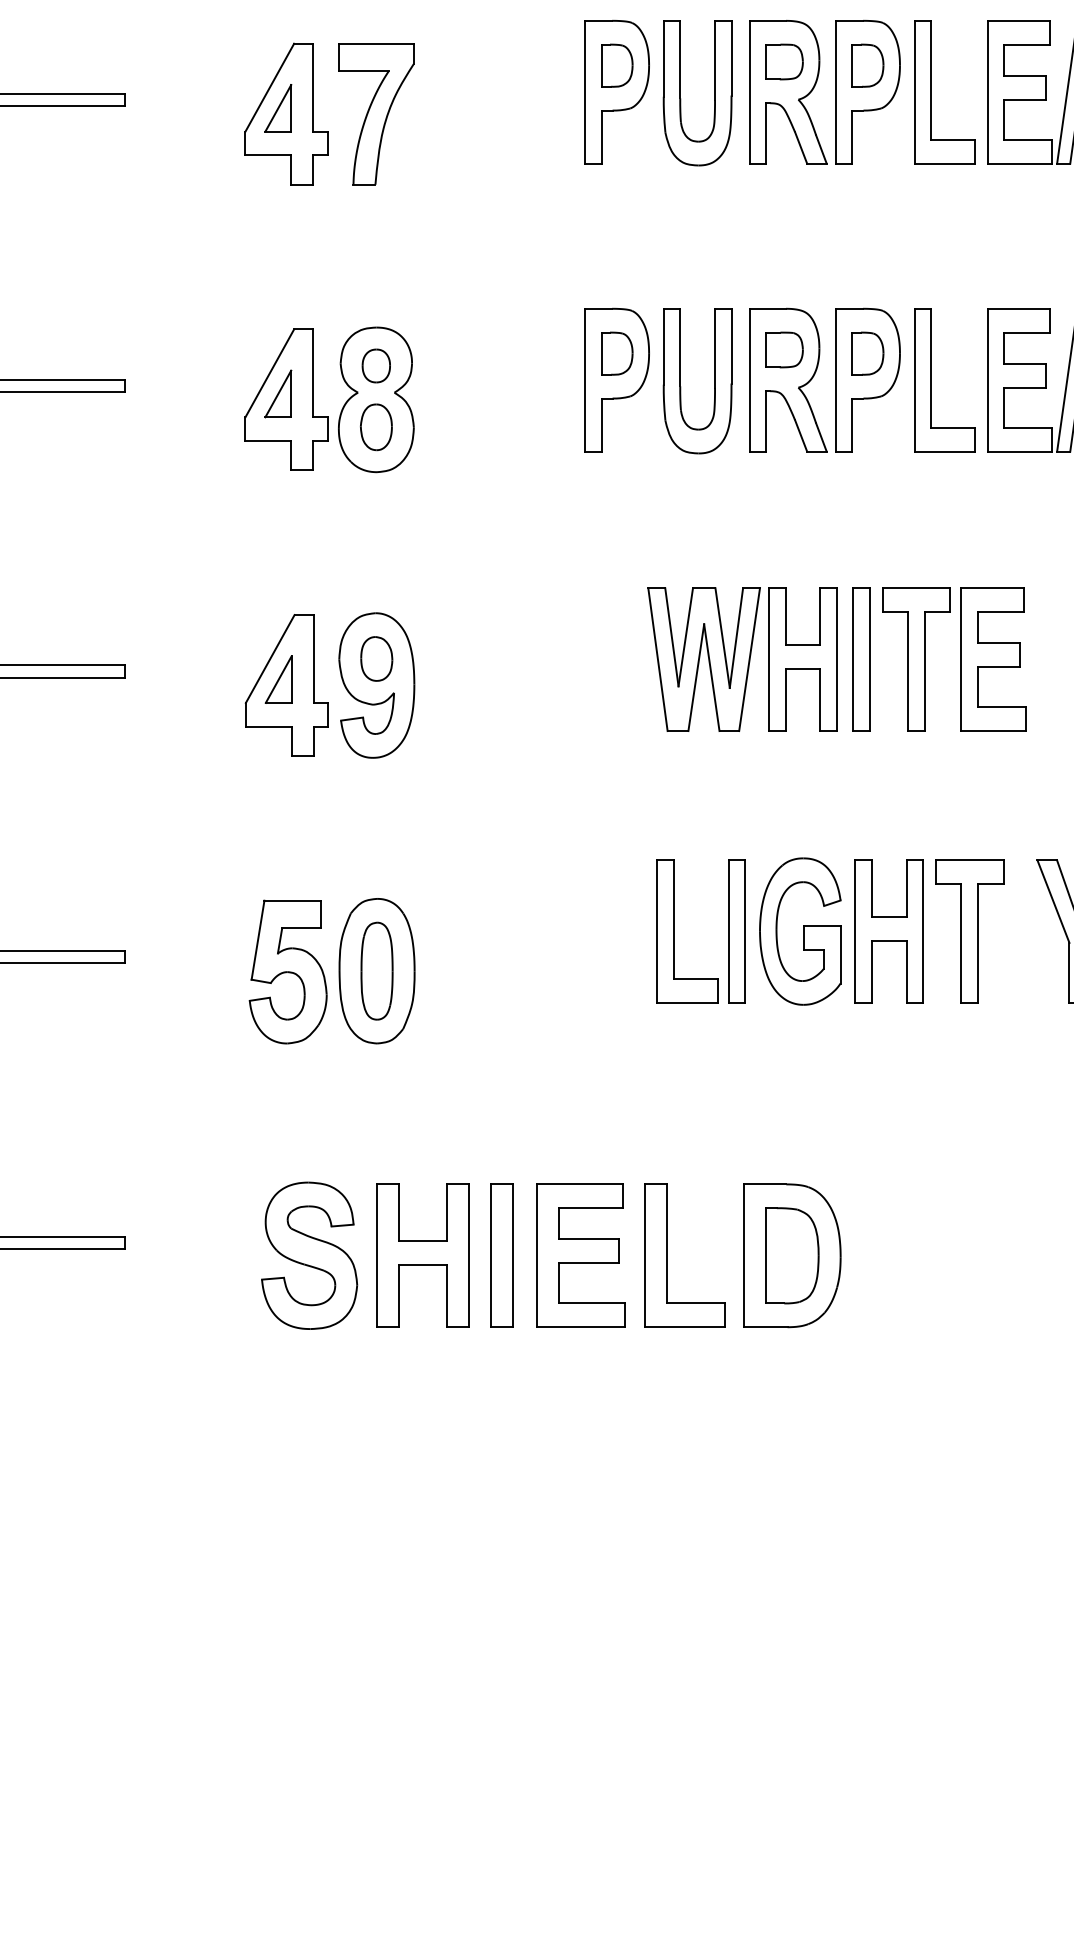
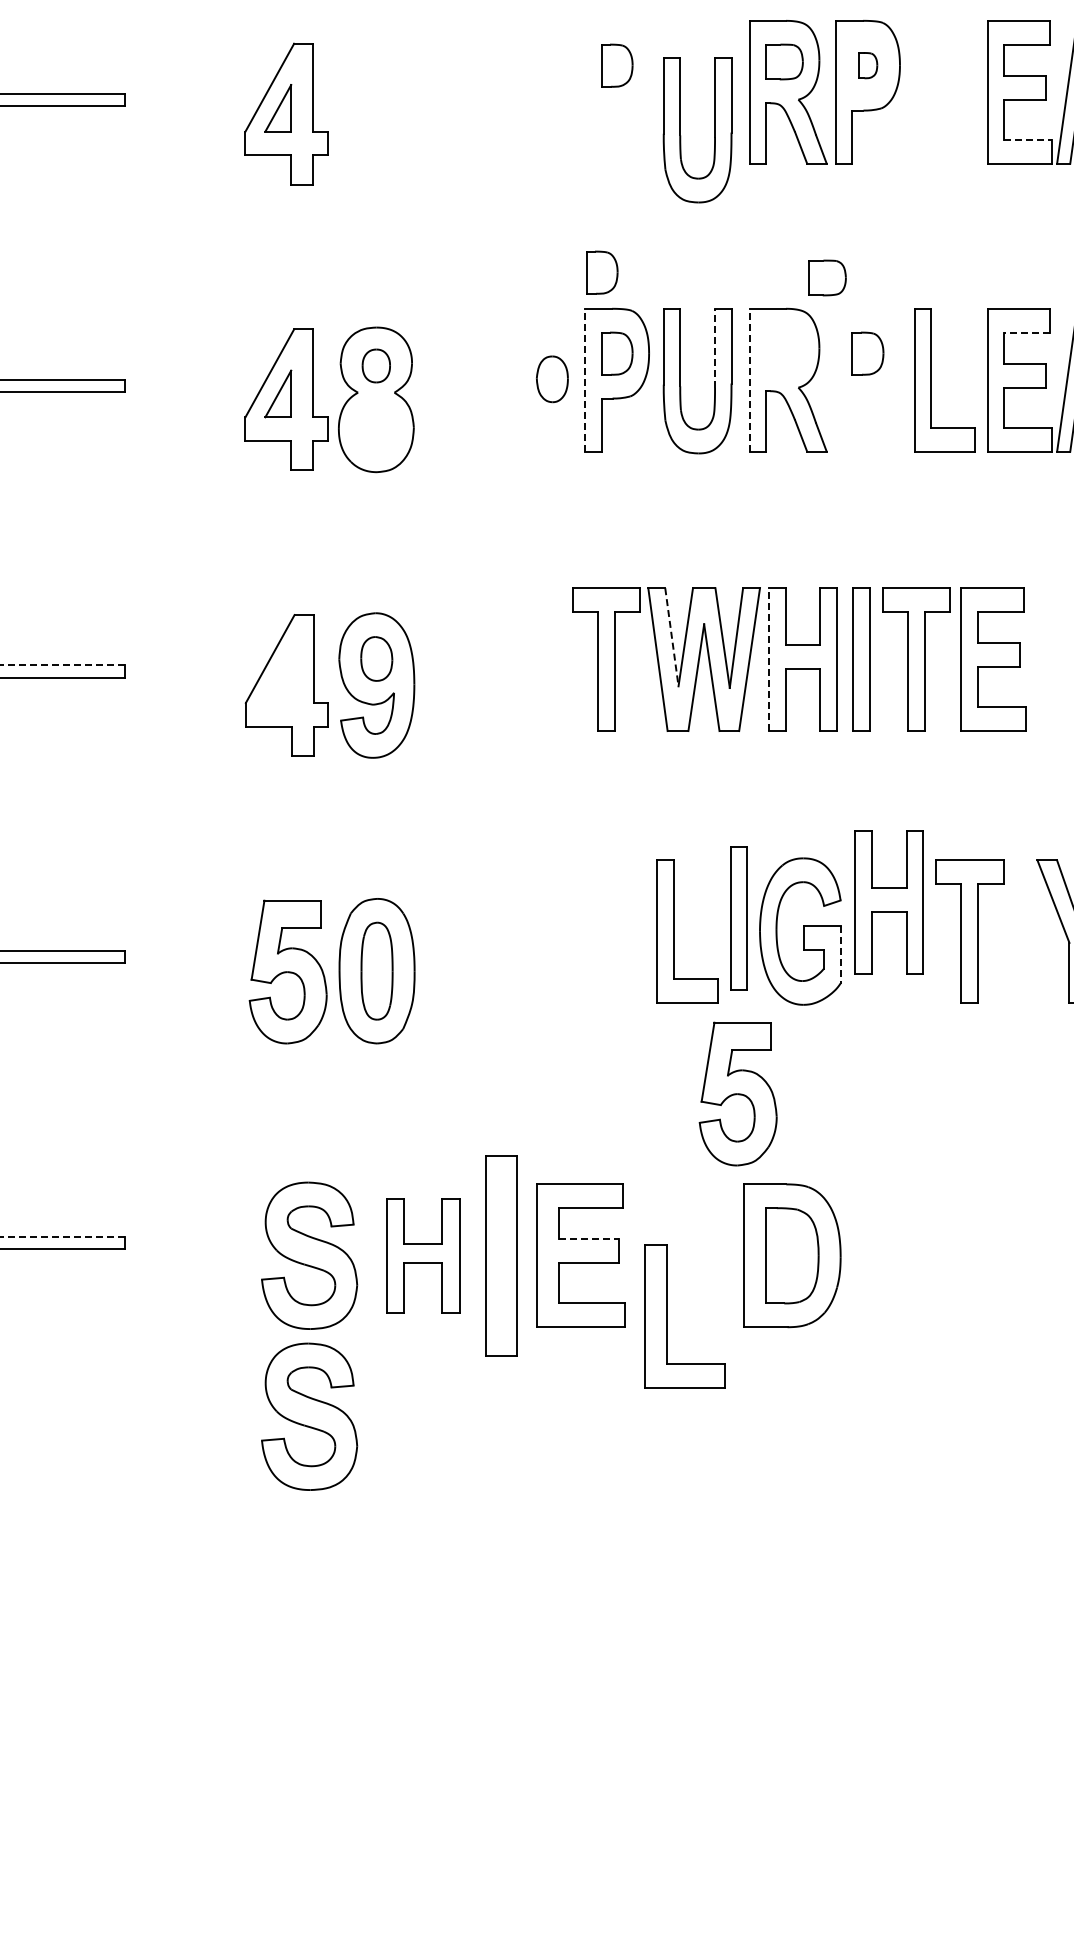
part size: 34x45 px -> 21x28 px (868, 65)
part: present -> none (616, 91)
part: present -> none (931, 92)
part position: (681, 98) -> (681, 135) (681, 135)
part: present -> none (376, 114)
line: solid -> dashed (1028, 139)
part: none -> present (602, 272)
line: solid -> dashed (1027, 332)
line: solid -> dashed (715, 348)
part position: (784, 349) -> (827, 277) (827, 277)
line: solid -> dashed (585, 379)
line: solid -> dashed (749, 379)
part: present -> none (867, 379)
part position: (376, 427) -> (552, 379) (552, 379)
line: solid -> dashed (671, 637)
part: none -> present (606, 659)
line: solid -> dashed (769, 659)
line: solid -> dashed (62, 665)
part: present -> none (278, 679)
part position: (736, 931) -> (738, 918) (738, 918)
part position: (888, 931) -> (888, 902) (888, 902)
line: solid -> dashed (840, 954)
part: none -> present (737, 1093)
line: solid -> dashed (62, 1236)
line: solid -> dashed (589, 1239)
part size: 94x145 px -> 75x116 px (423, 1255)
part size: 24x145 px -> 33x202 px (501, 1255)
part position: (667, 1255) -> (667, 1316) (667, 1316)
part: none -> present (309, 1416)
